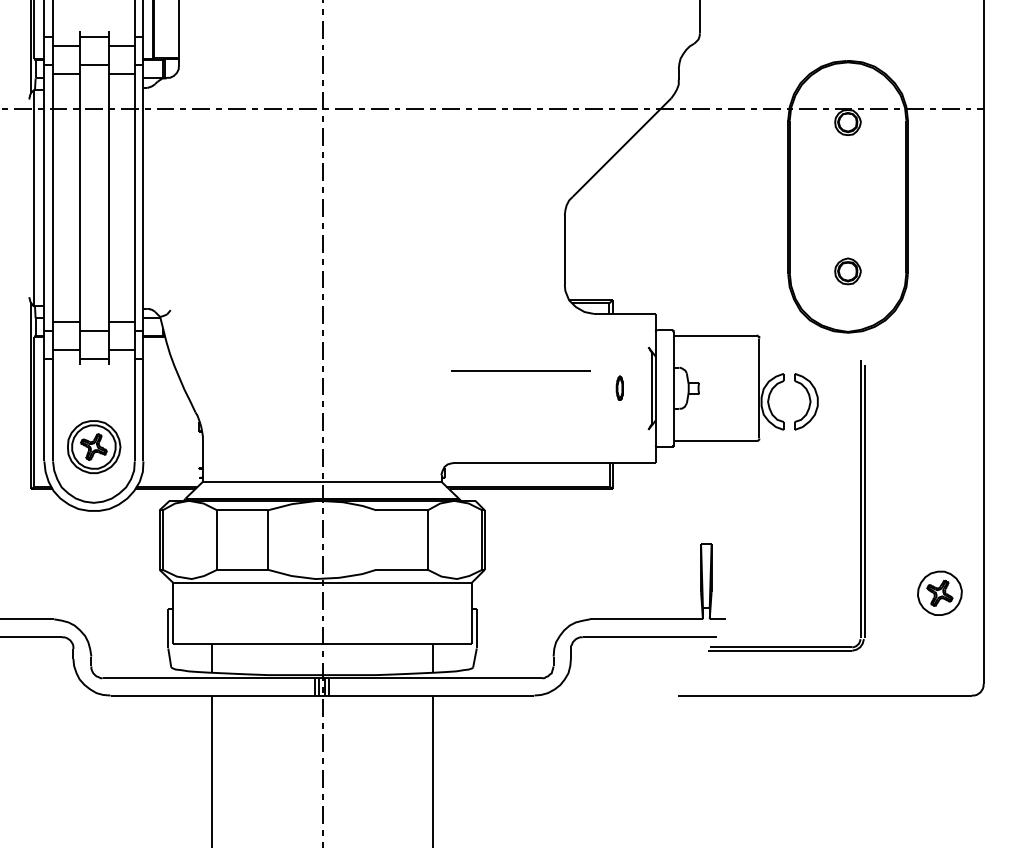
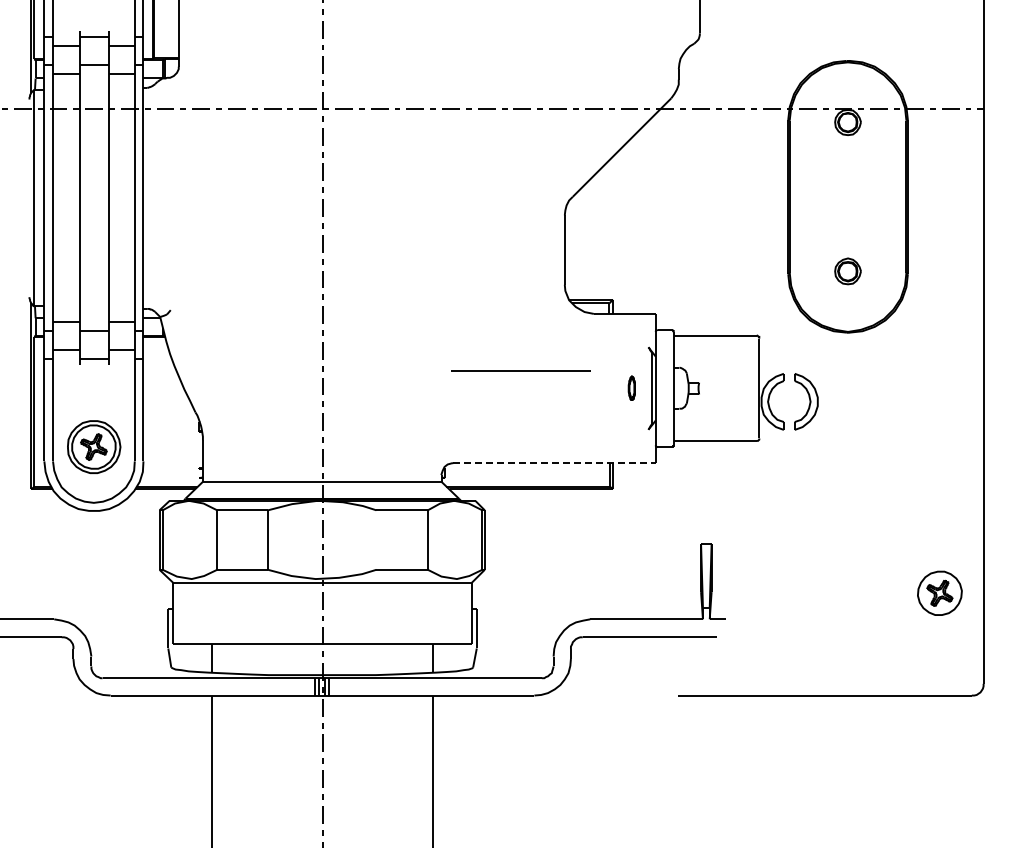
part position: (619, 387) -> (631, 387) (631, 387)
line: solid -> dashed (555, 463)
part: present -> none (860, 505)
